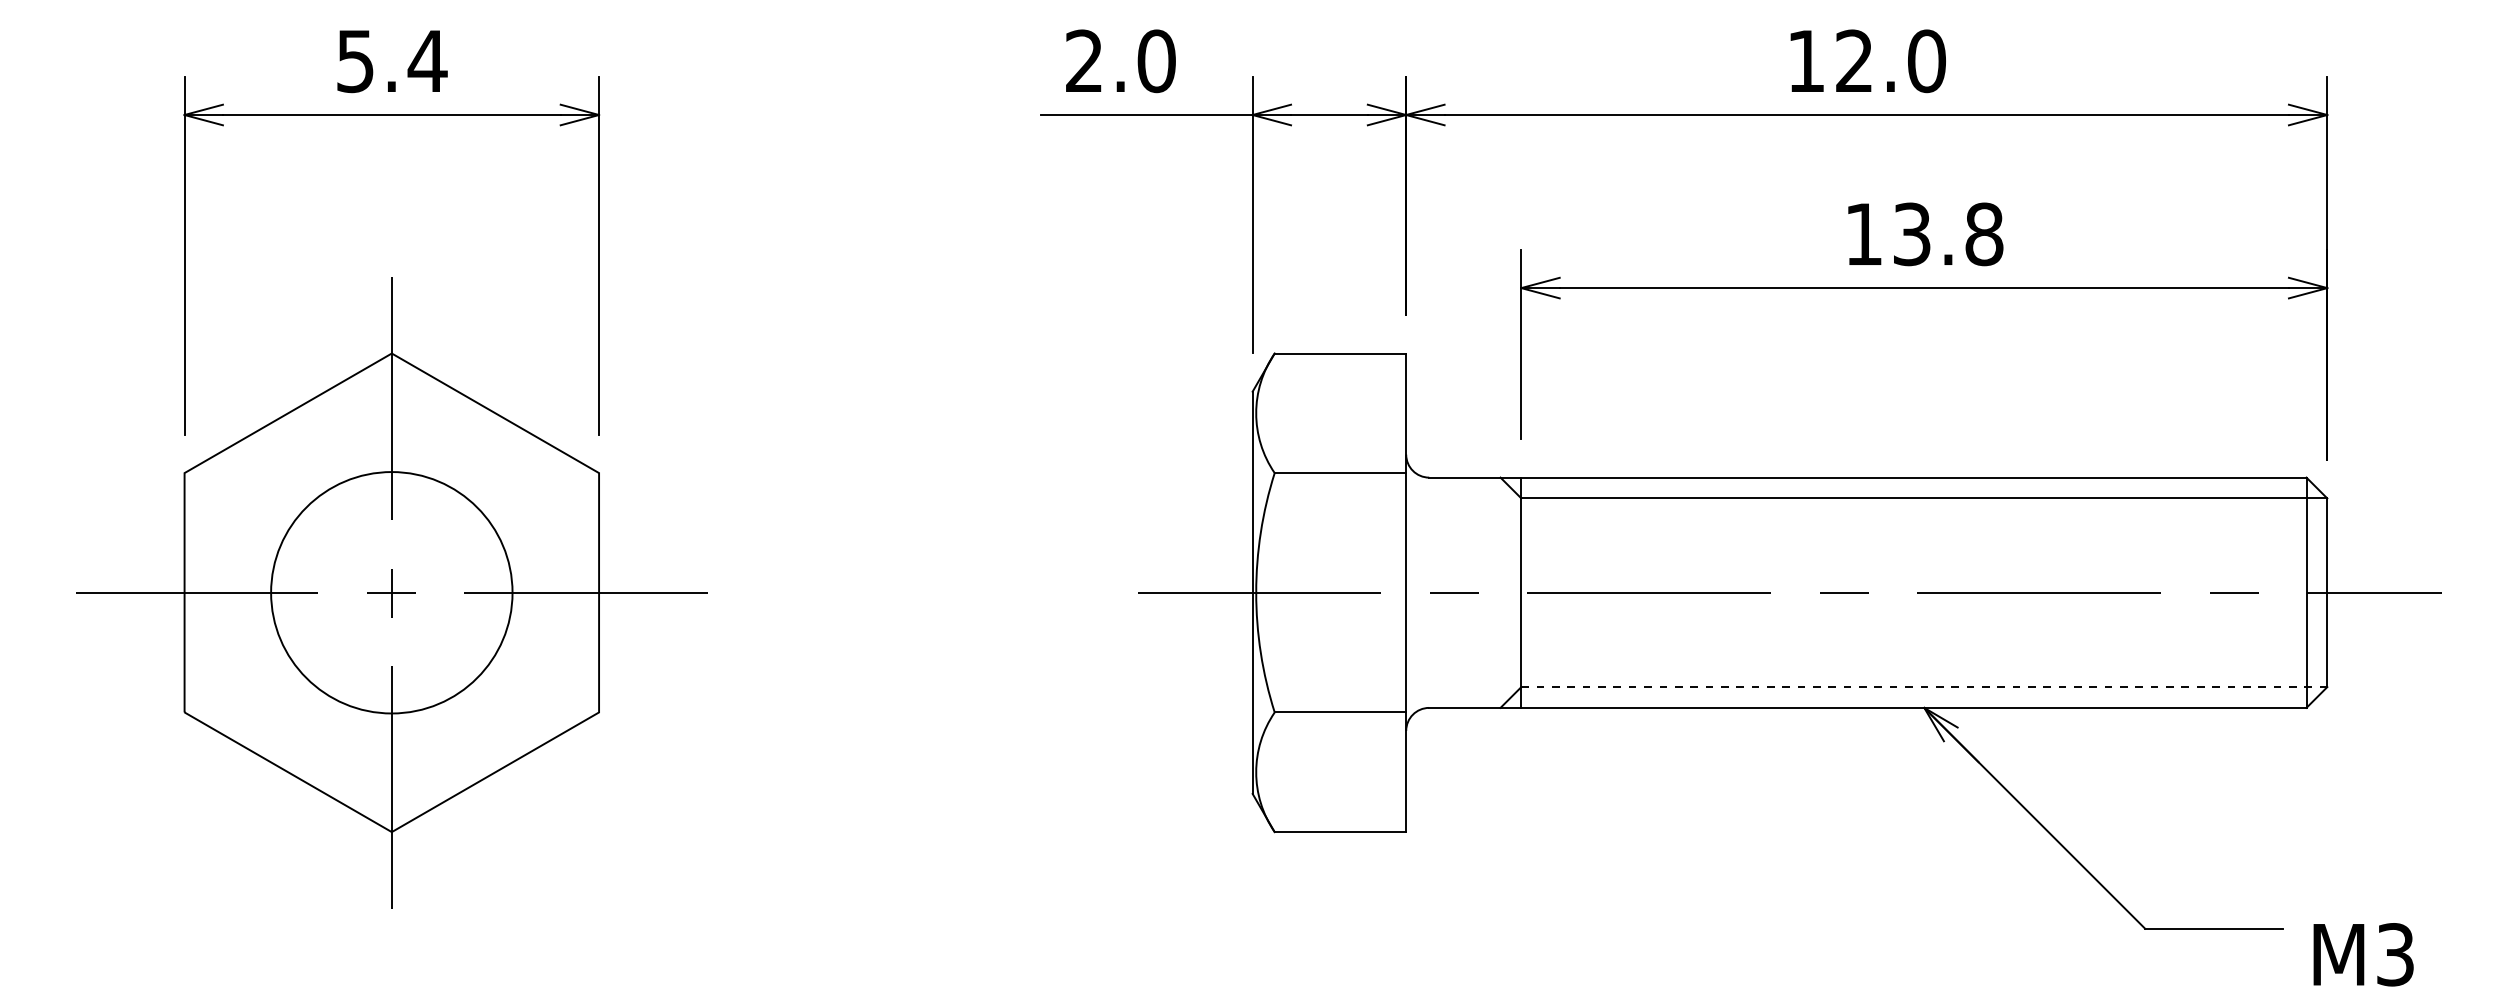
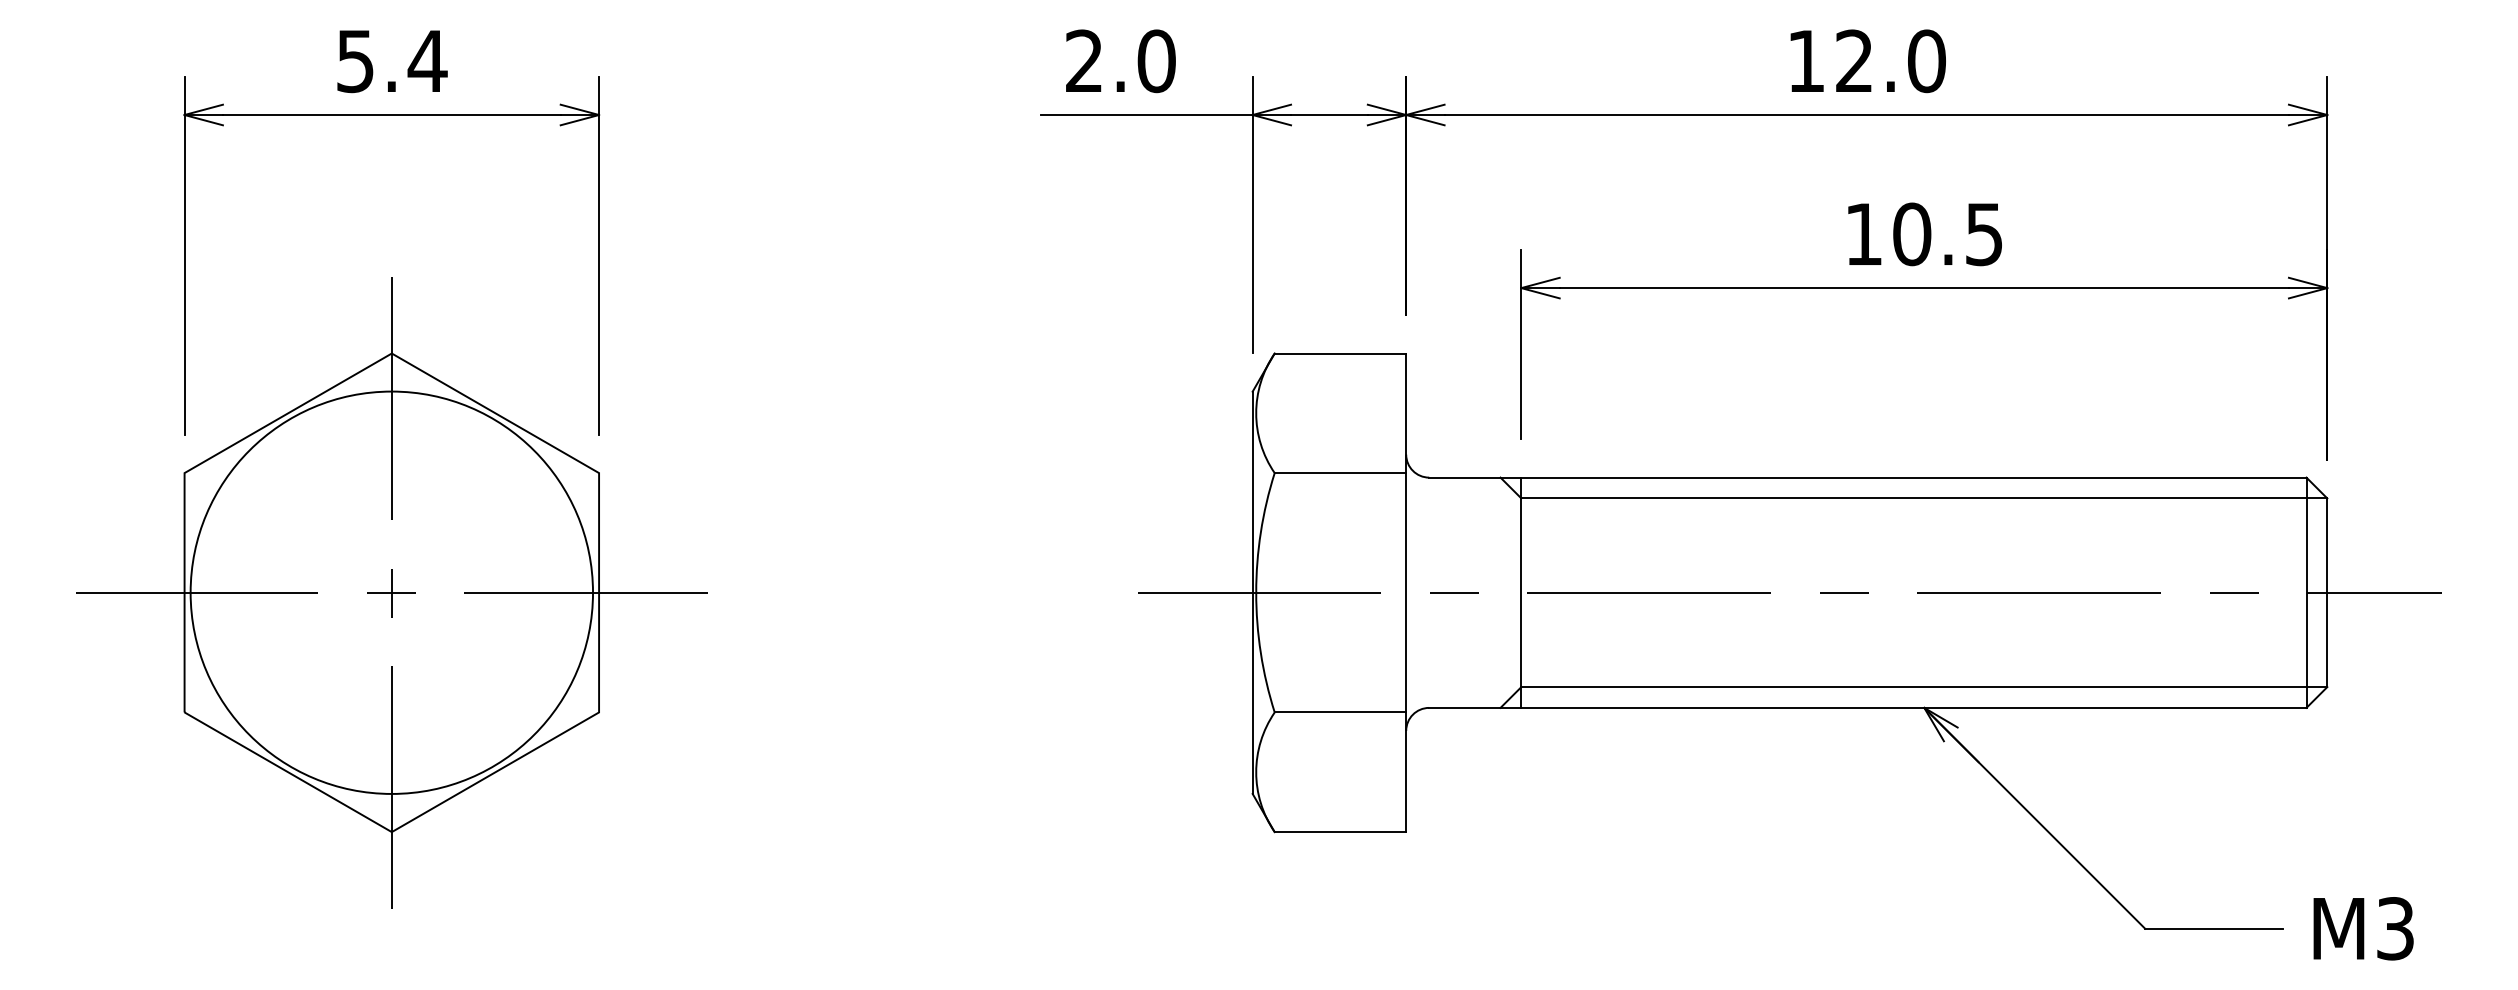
text: 13.8 -> 10.5 (1948, 234)
circle diameter: 241 px -> 402 px (391, 592)
line: dashed -> solid (1924, 687)
text position: (2363, 954) -> (2363, 928) (2363, 928)
